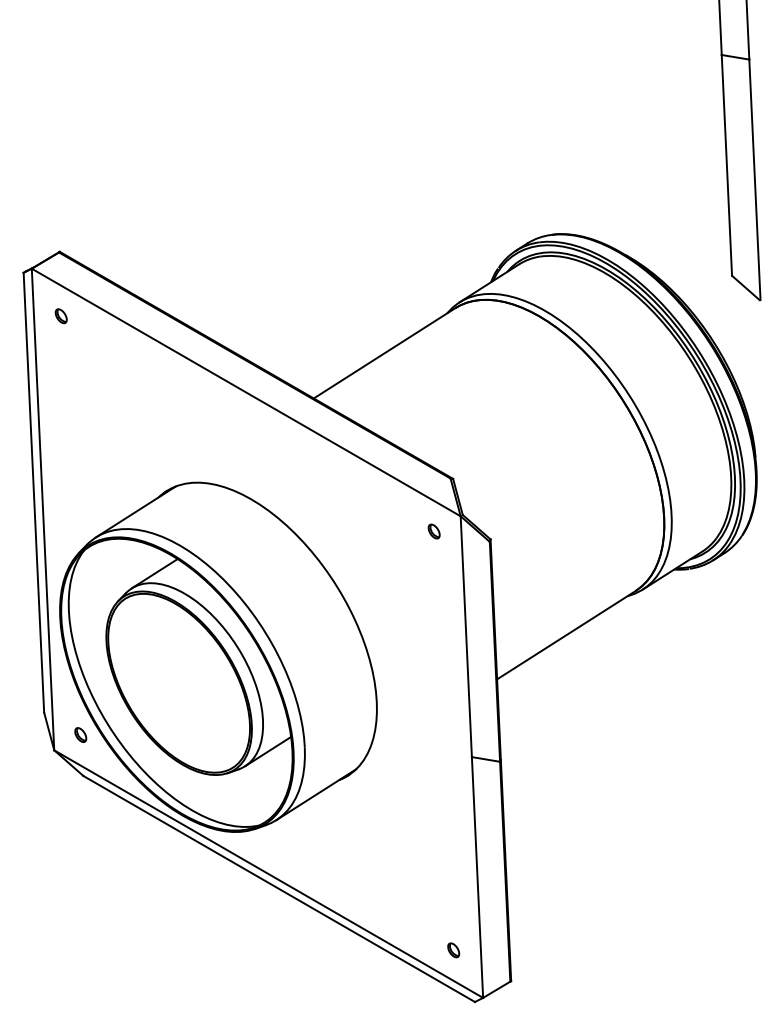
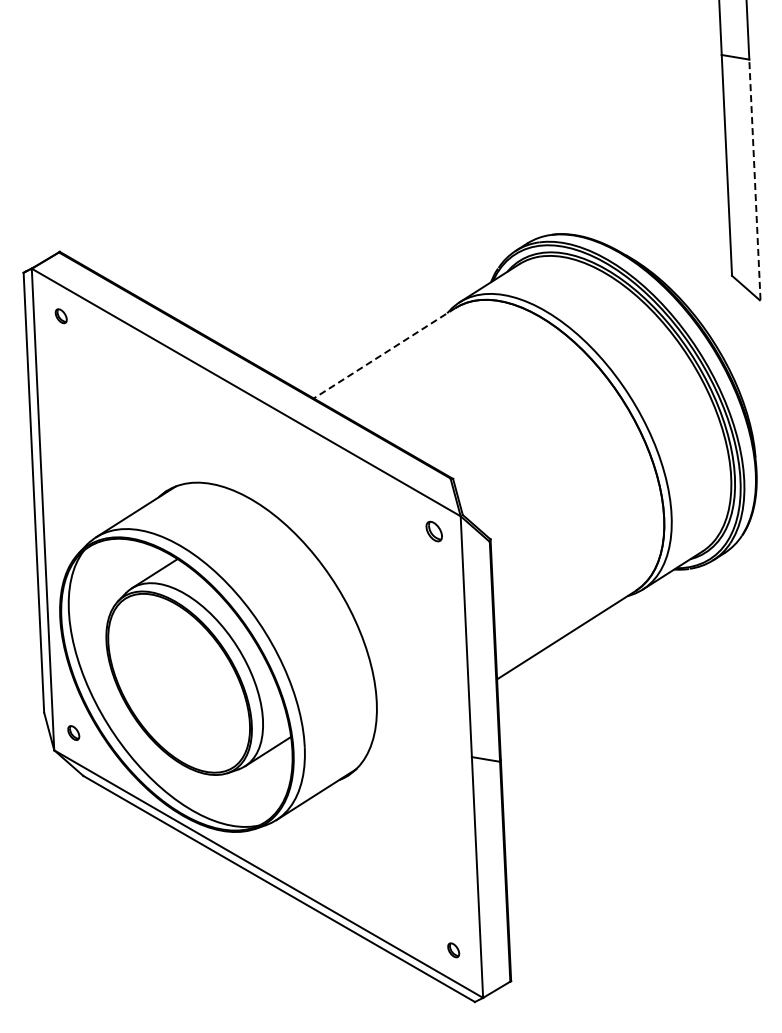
line: solid -> dashed (754, 179)
line: solid -> dashed (384, 353)
part size: 14x17 px -> 18x23 px (433, 531)
part position: (80, 734) -> (73, 732) (73, 732)
